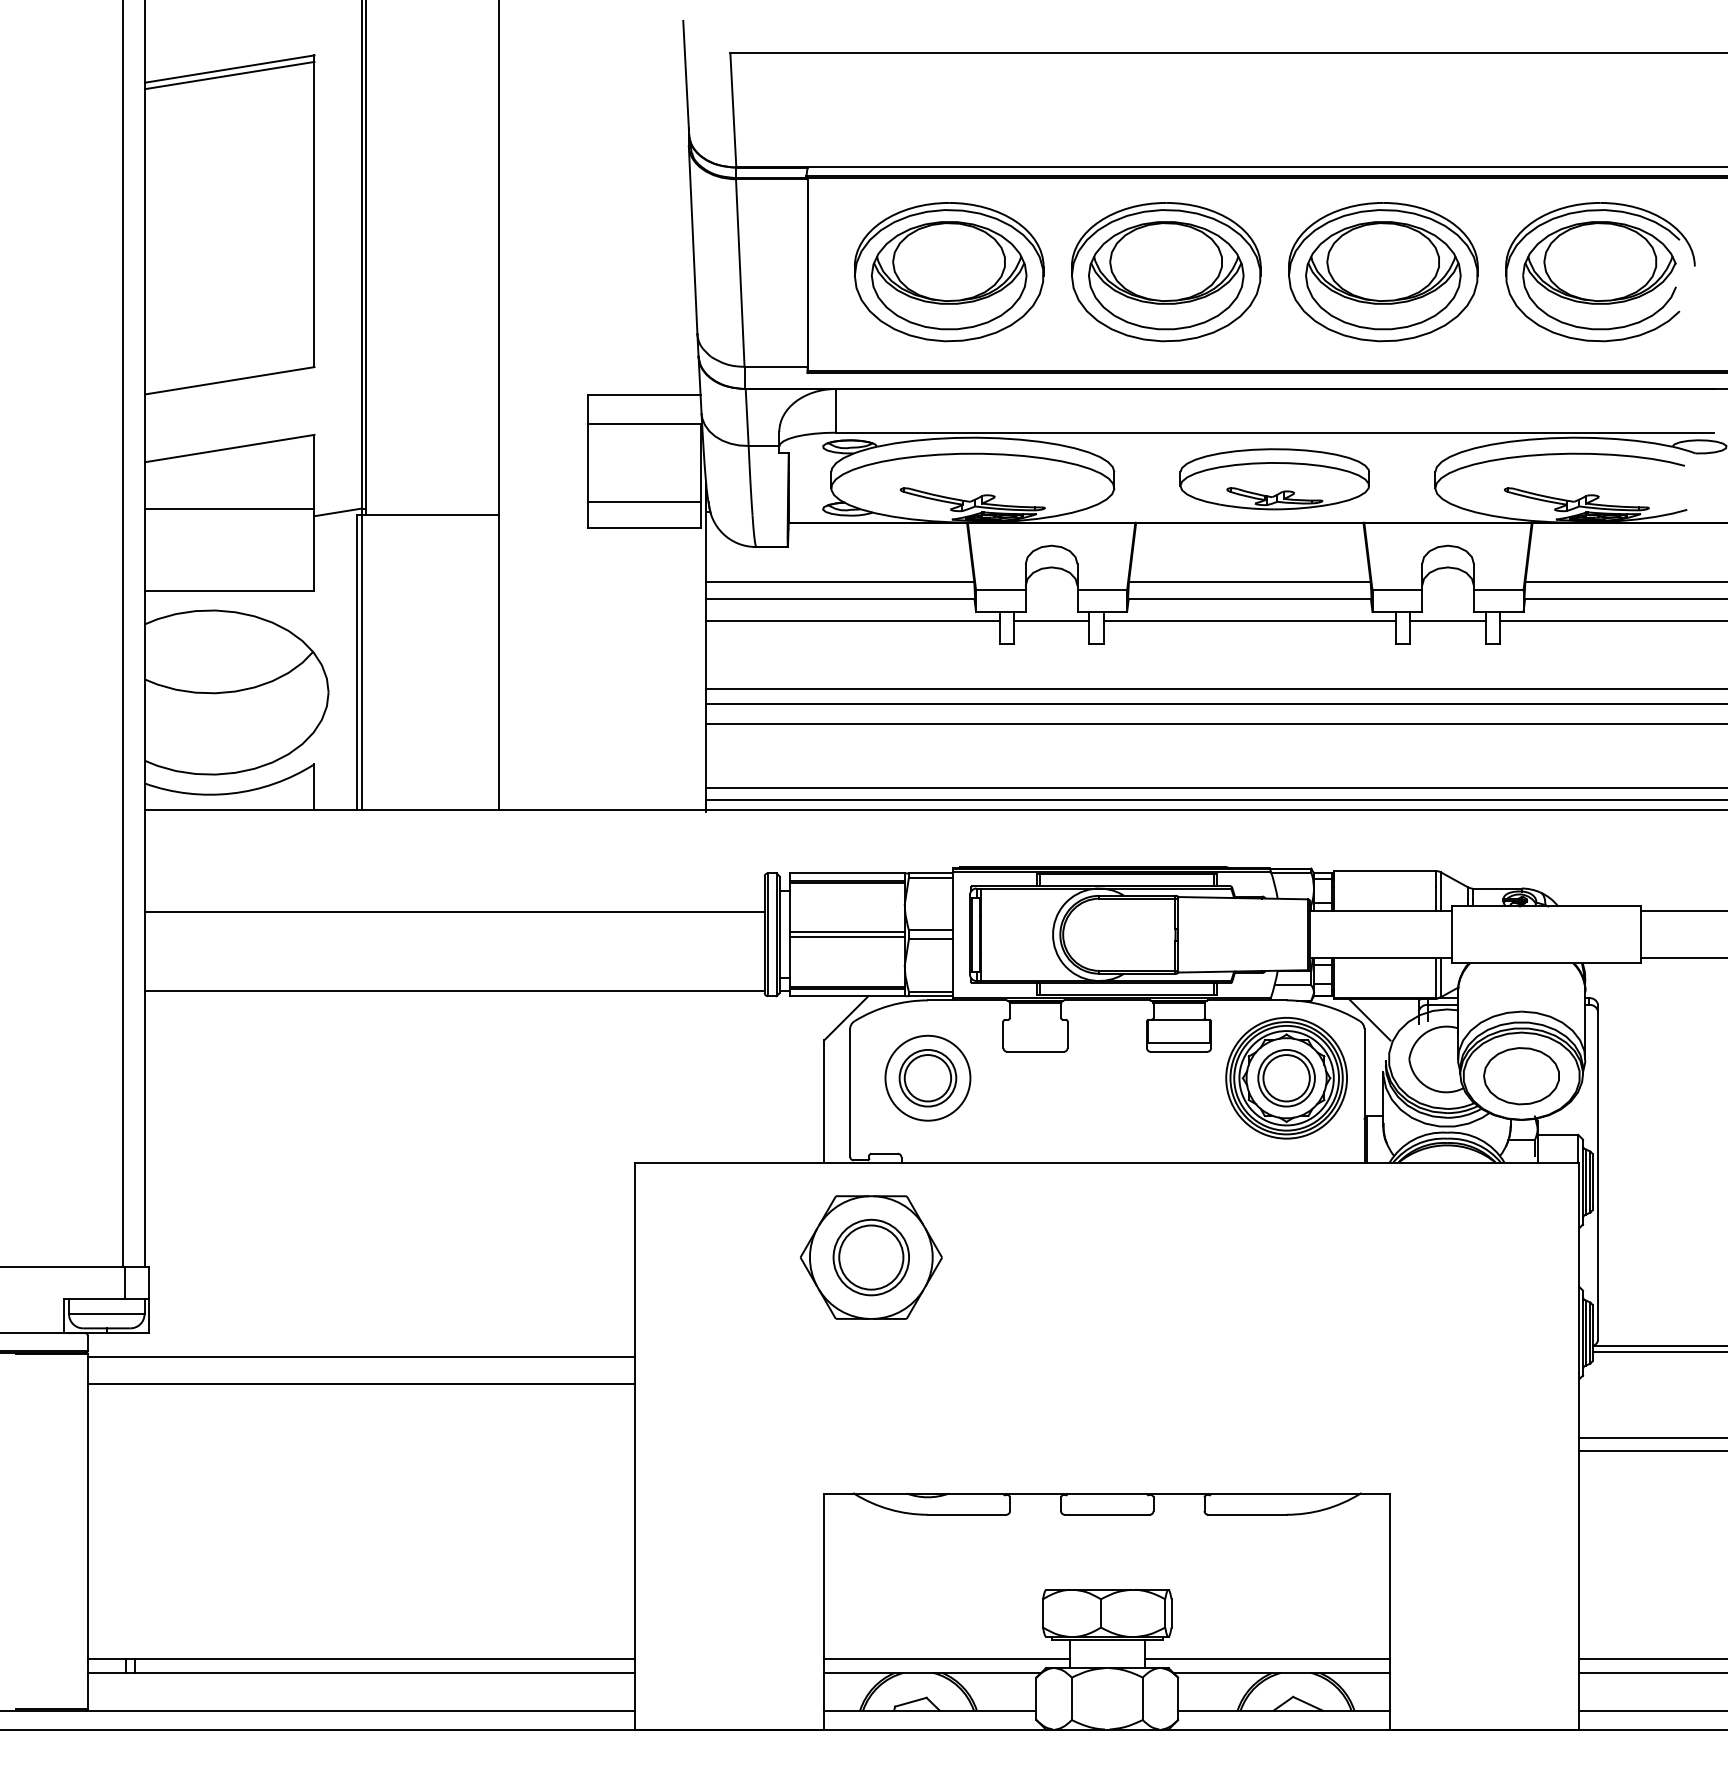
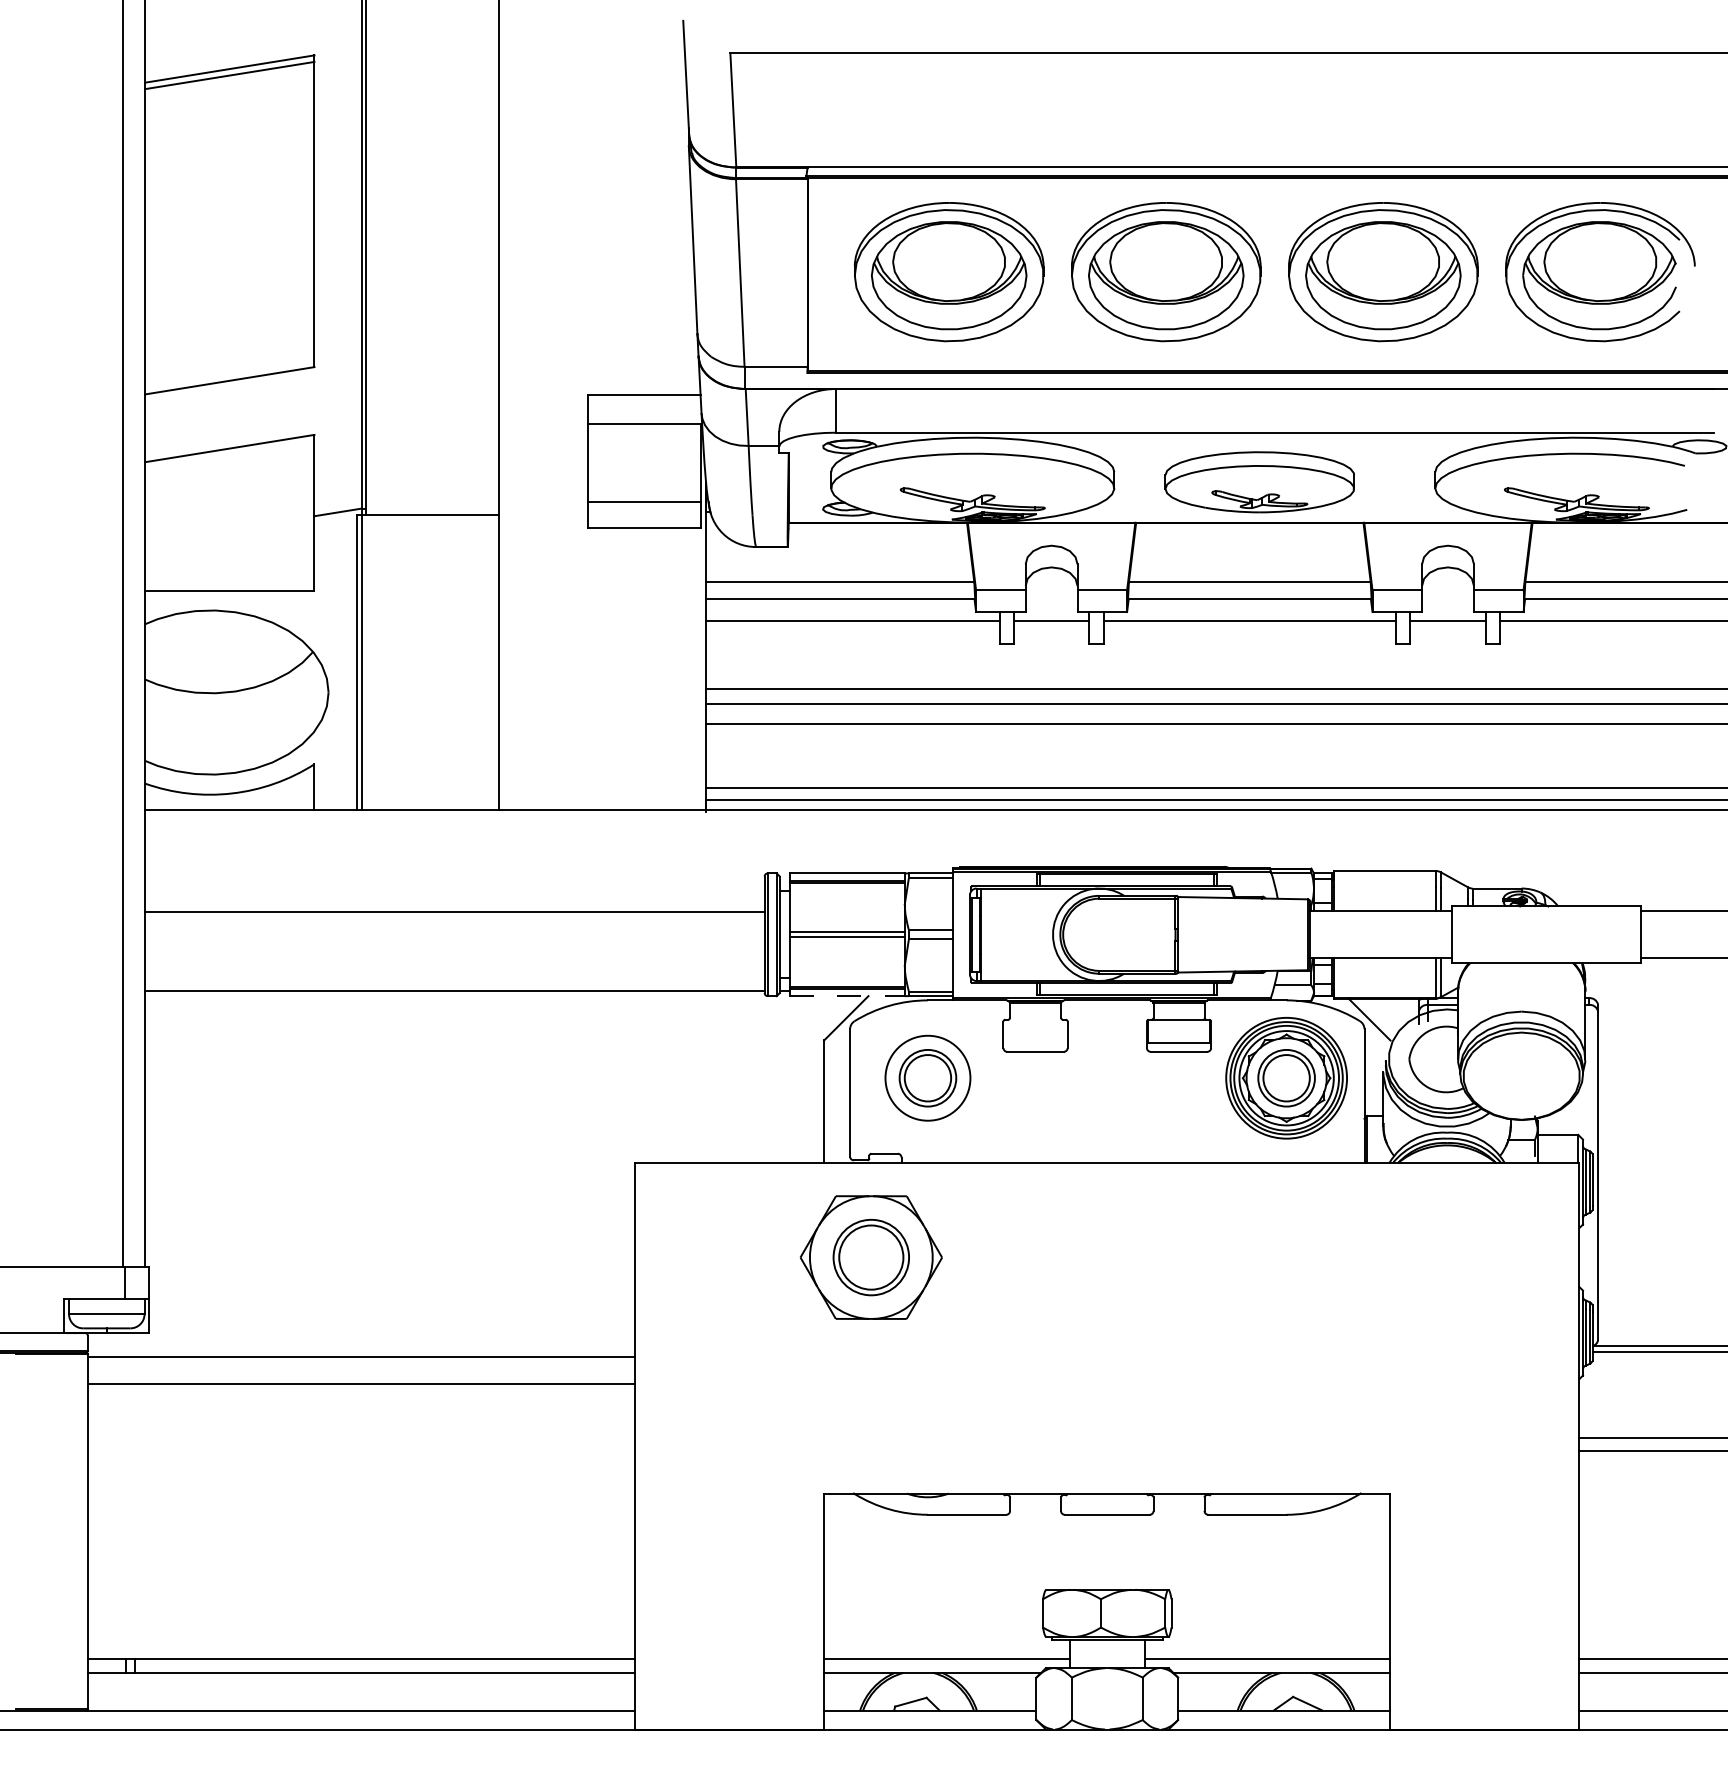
part position: (1274, 479) -> (1259, 482) (1259, 482)
line: present -> none (229, 509)
line: solid -> dashed (848, 996)
part: present -> none (1521, 1076)
